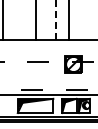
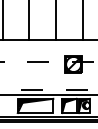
line: dashed -> solid (55, 20)
line position: (36, 21) -> (29, 21) (29, 21)
line position: (68, 21) -> (82, 21) (82, 21)
